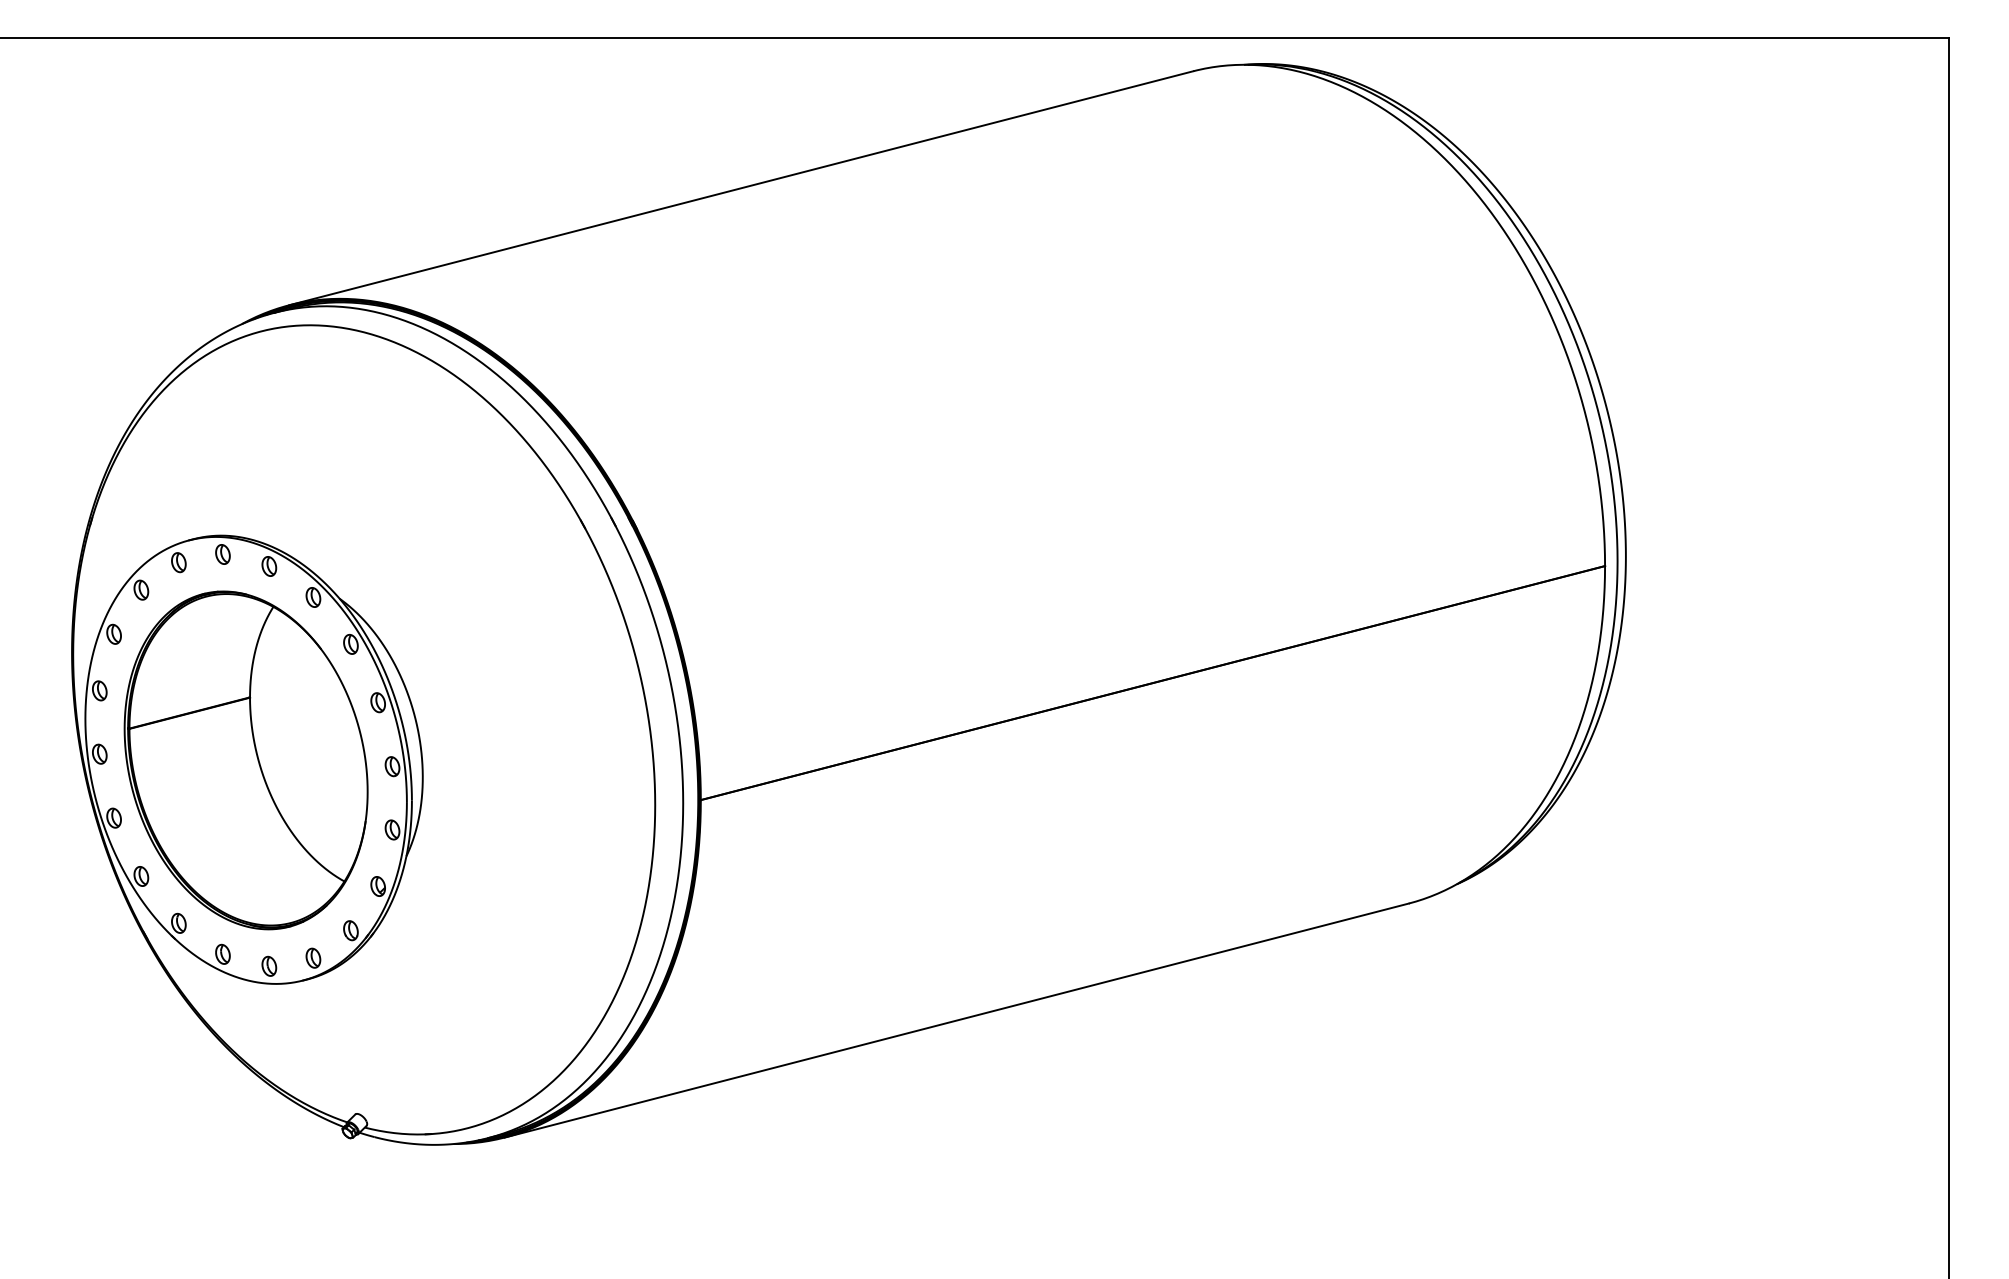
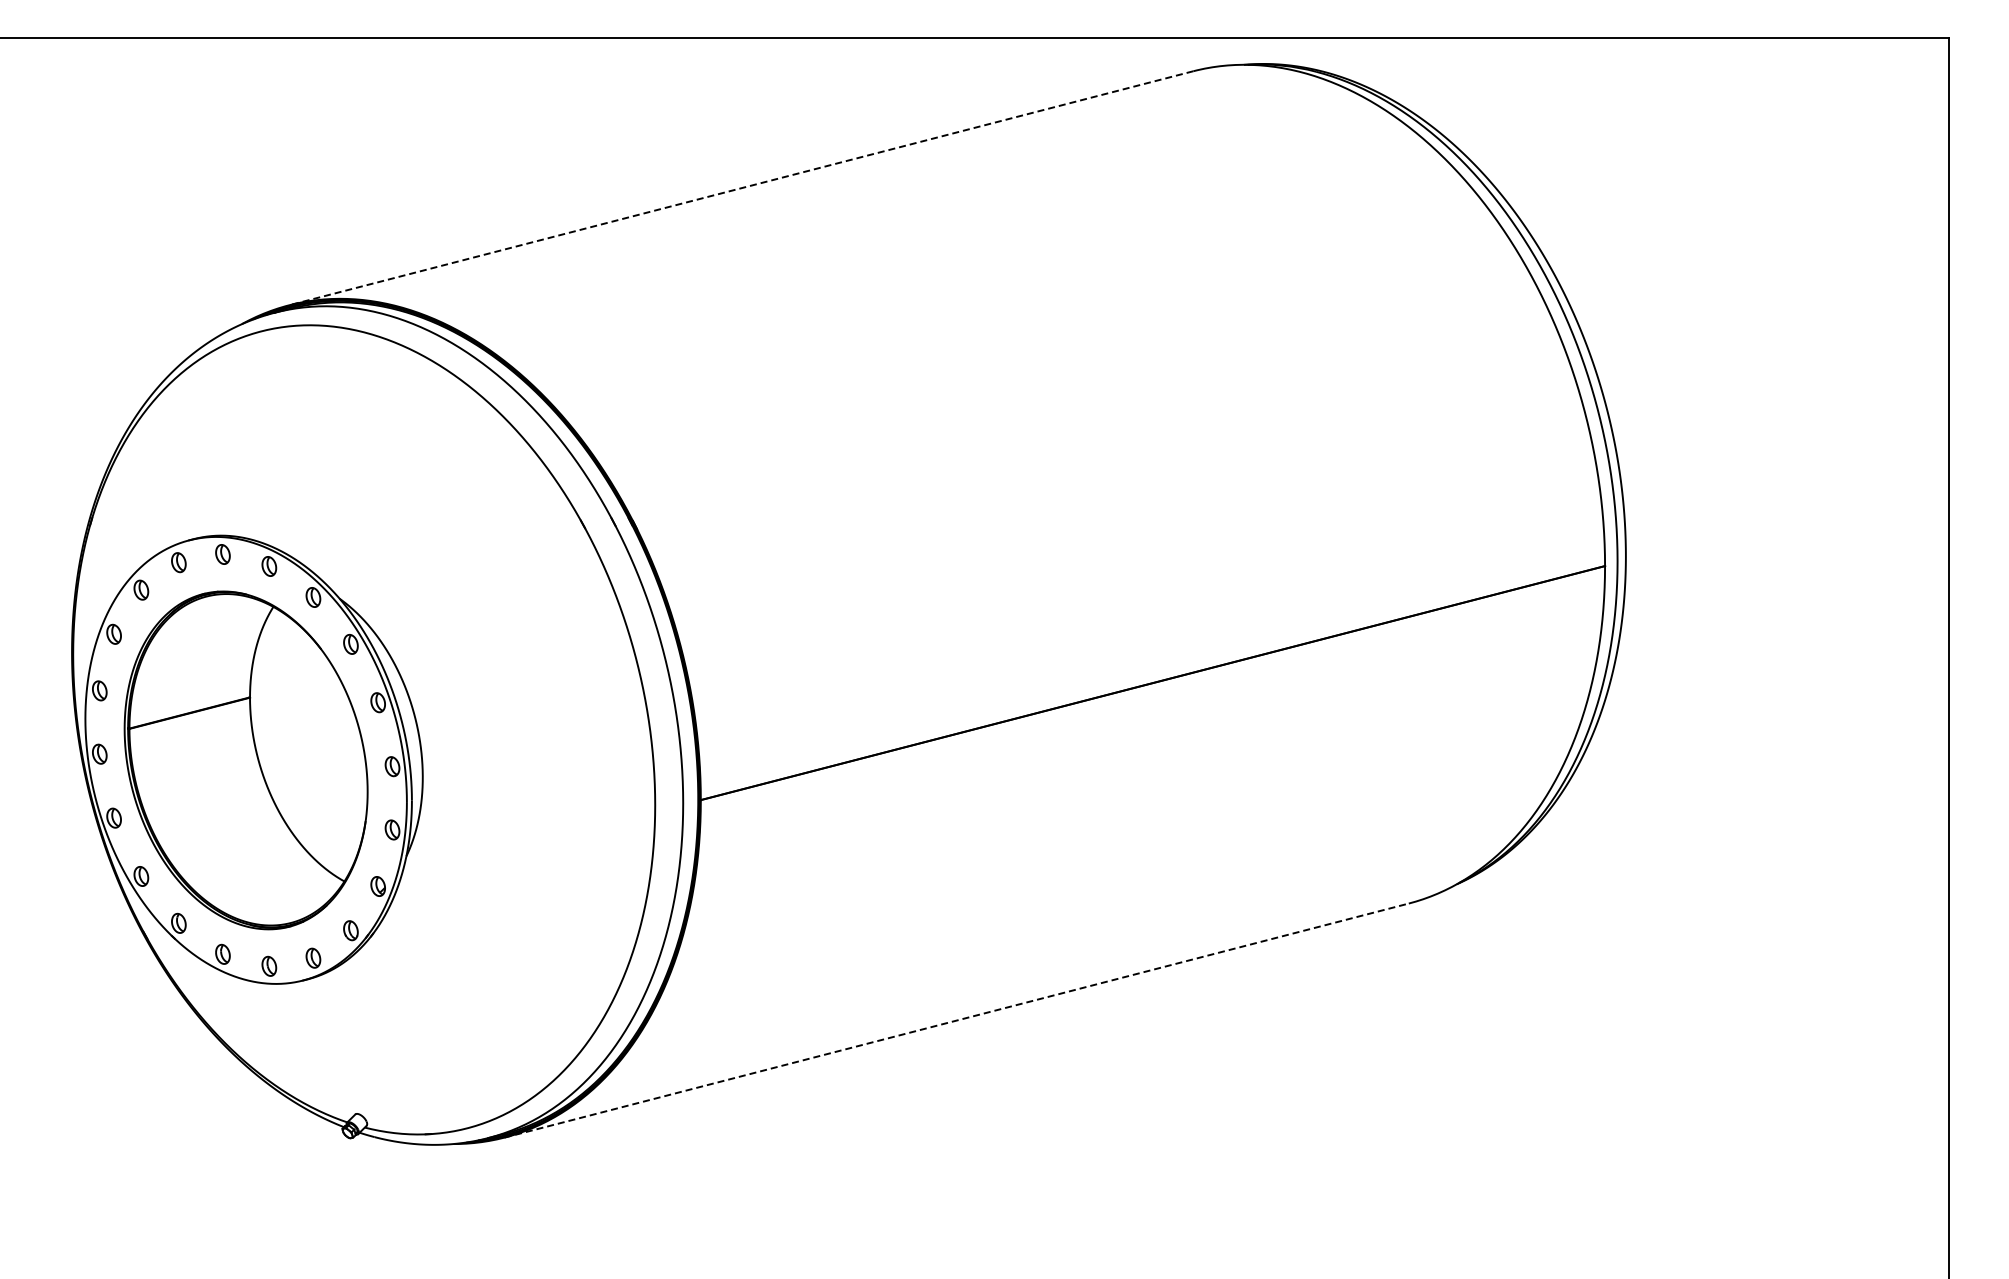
line: solid -> dashed (740, 188)
line: solid -> dashed (957, 1020)
